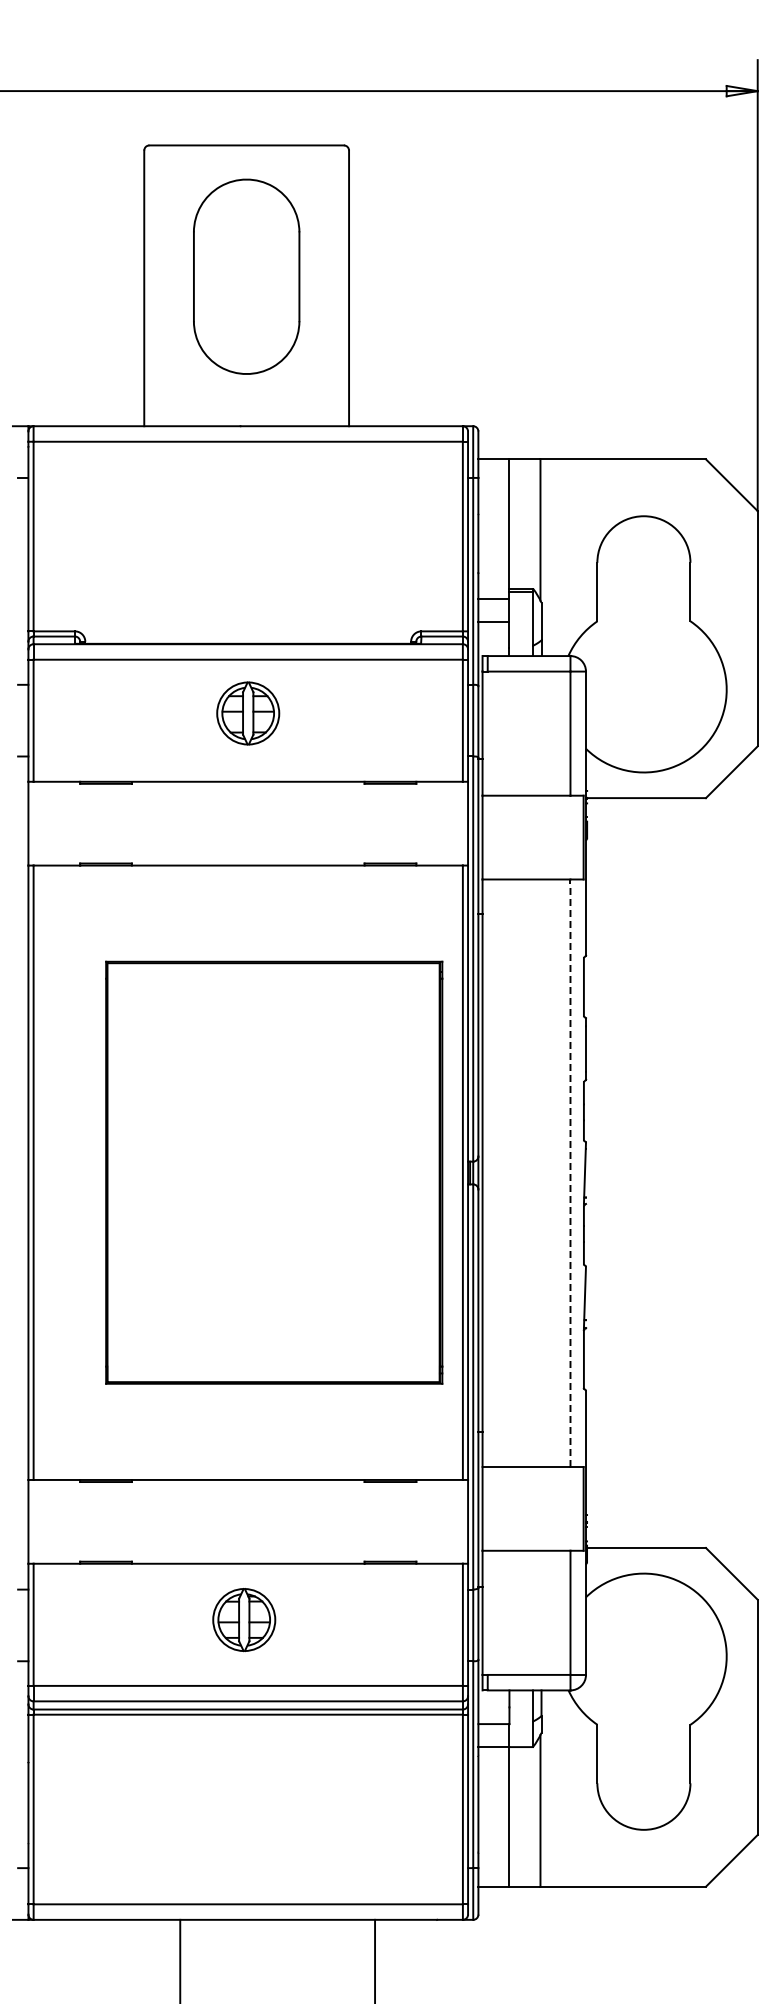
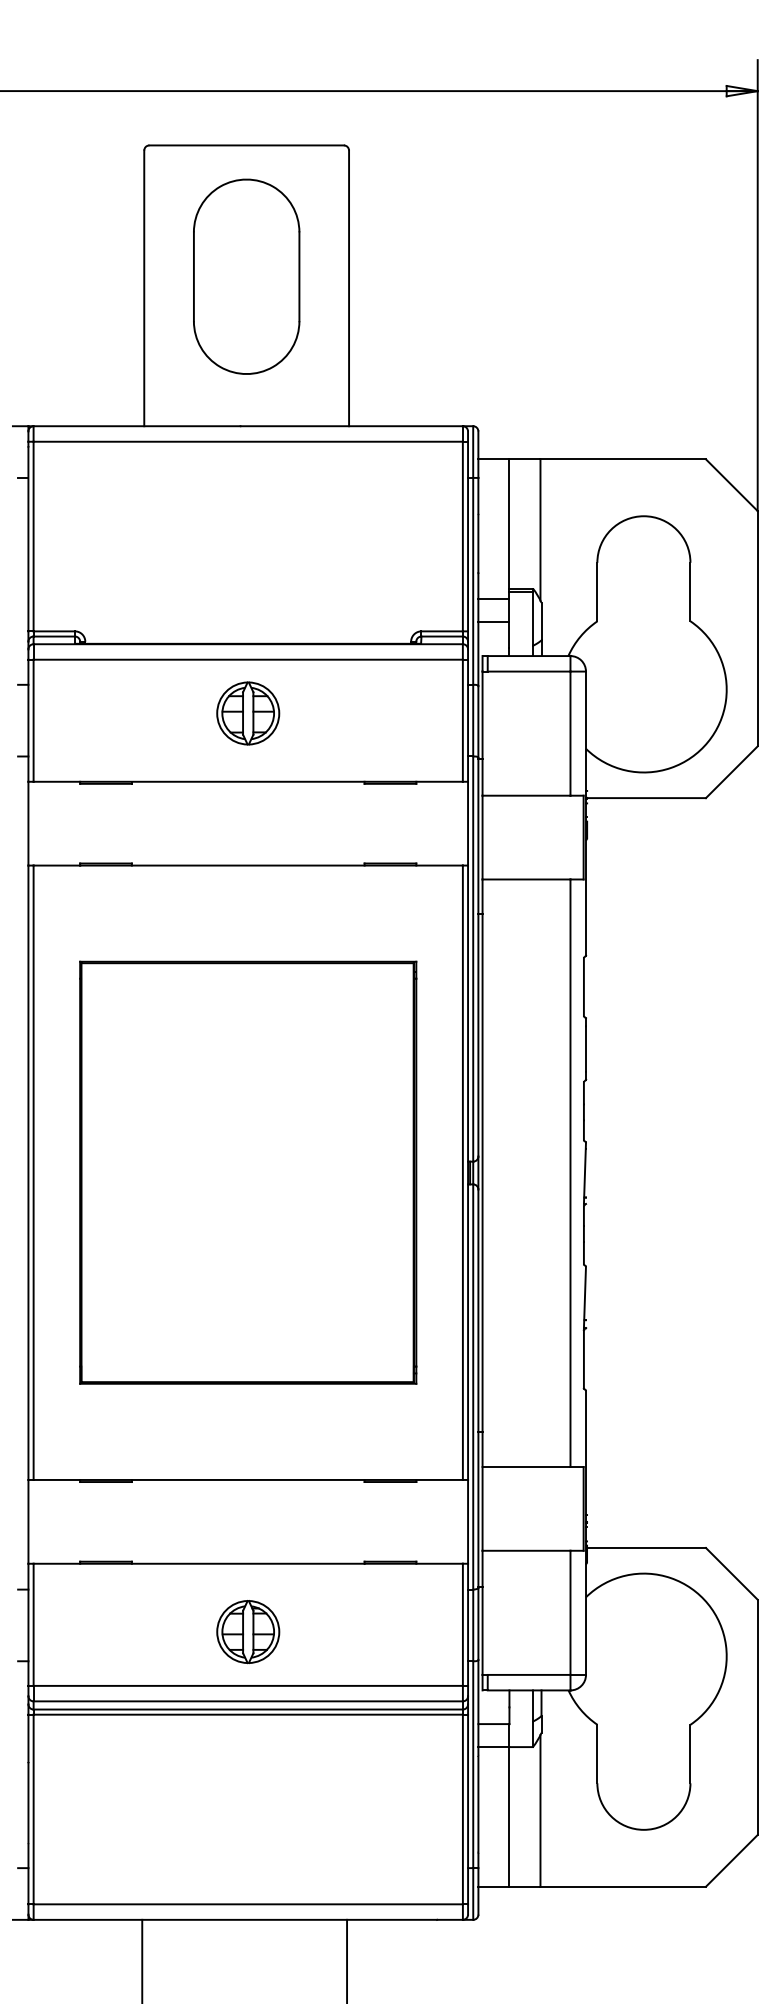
part position: (274, 1172) -> (248, 1172) (248, 1172)
line: dashed -> solid (570, 1173)
part position: (244, 1620) -> (248, 1632) (248, 1632)
line position: (180, 1959) -> (142, 1959) (142, 1959)
line position: (375, 1959) -> (347, 1959) (347, 1959)
